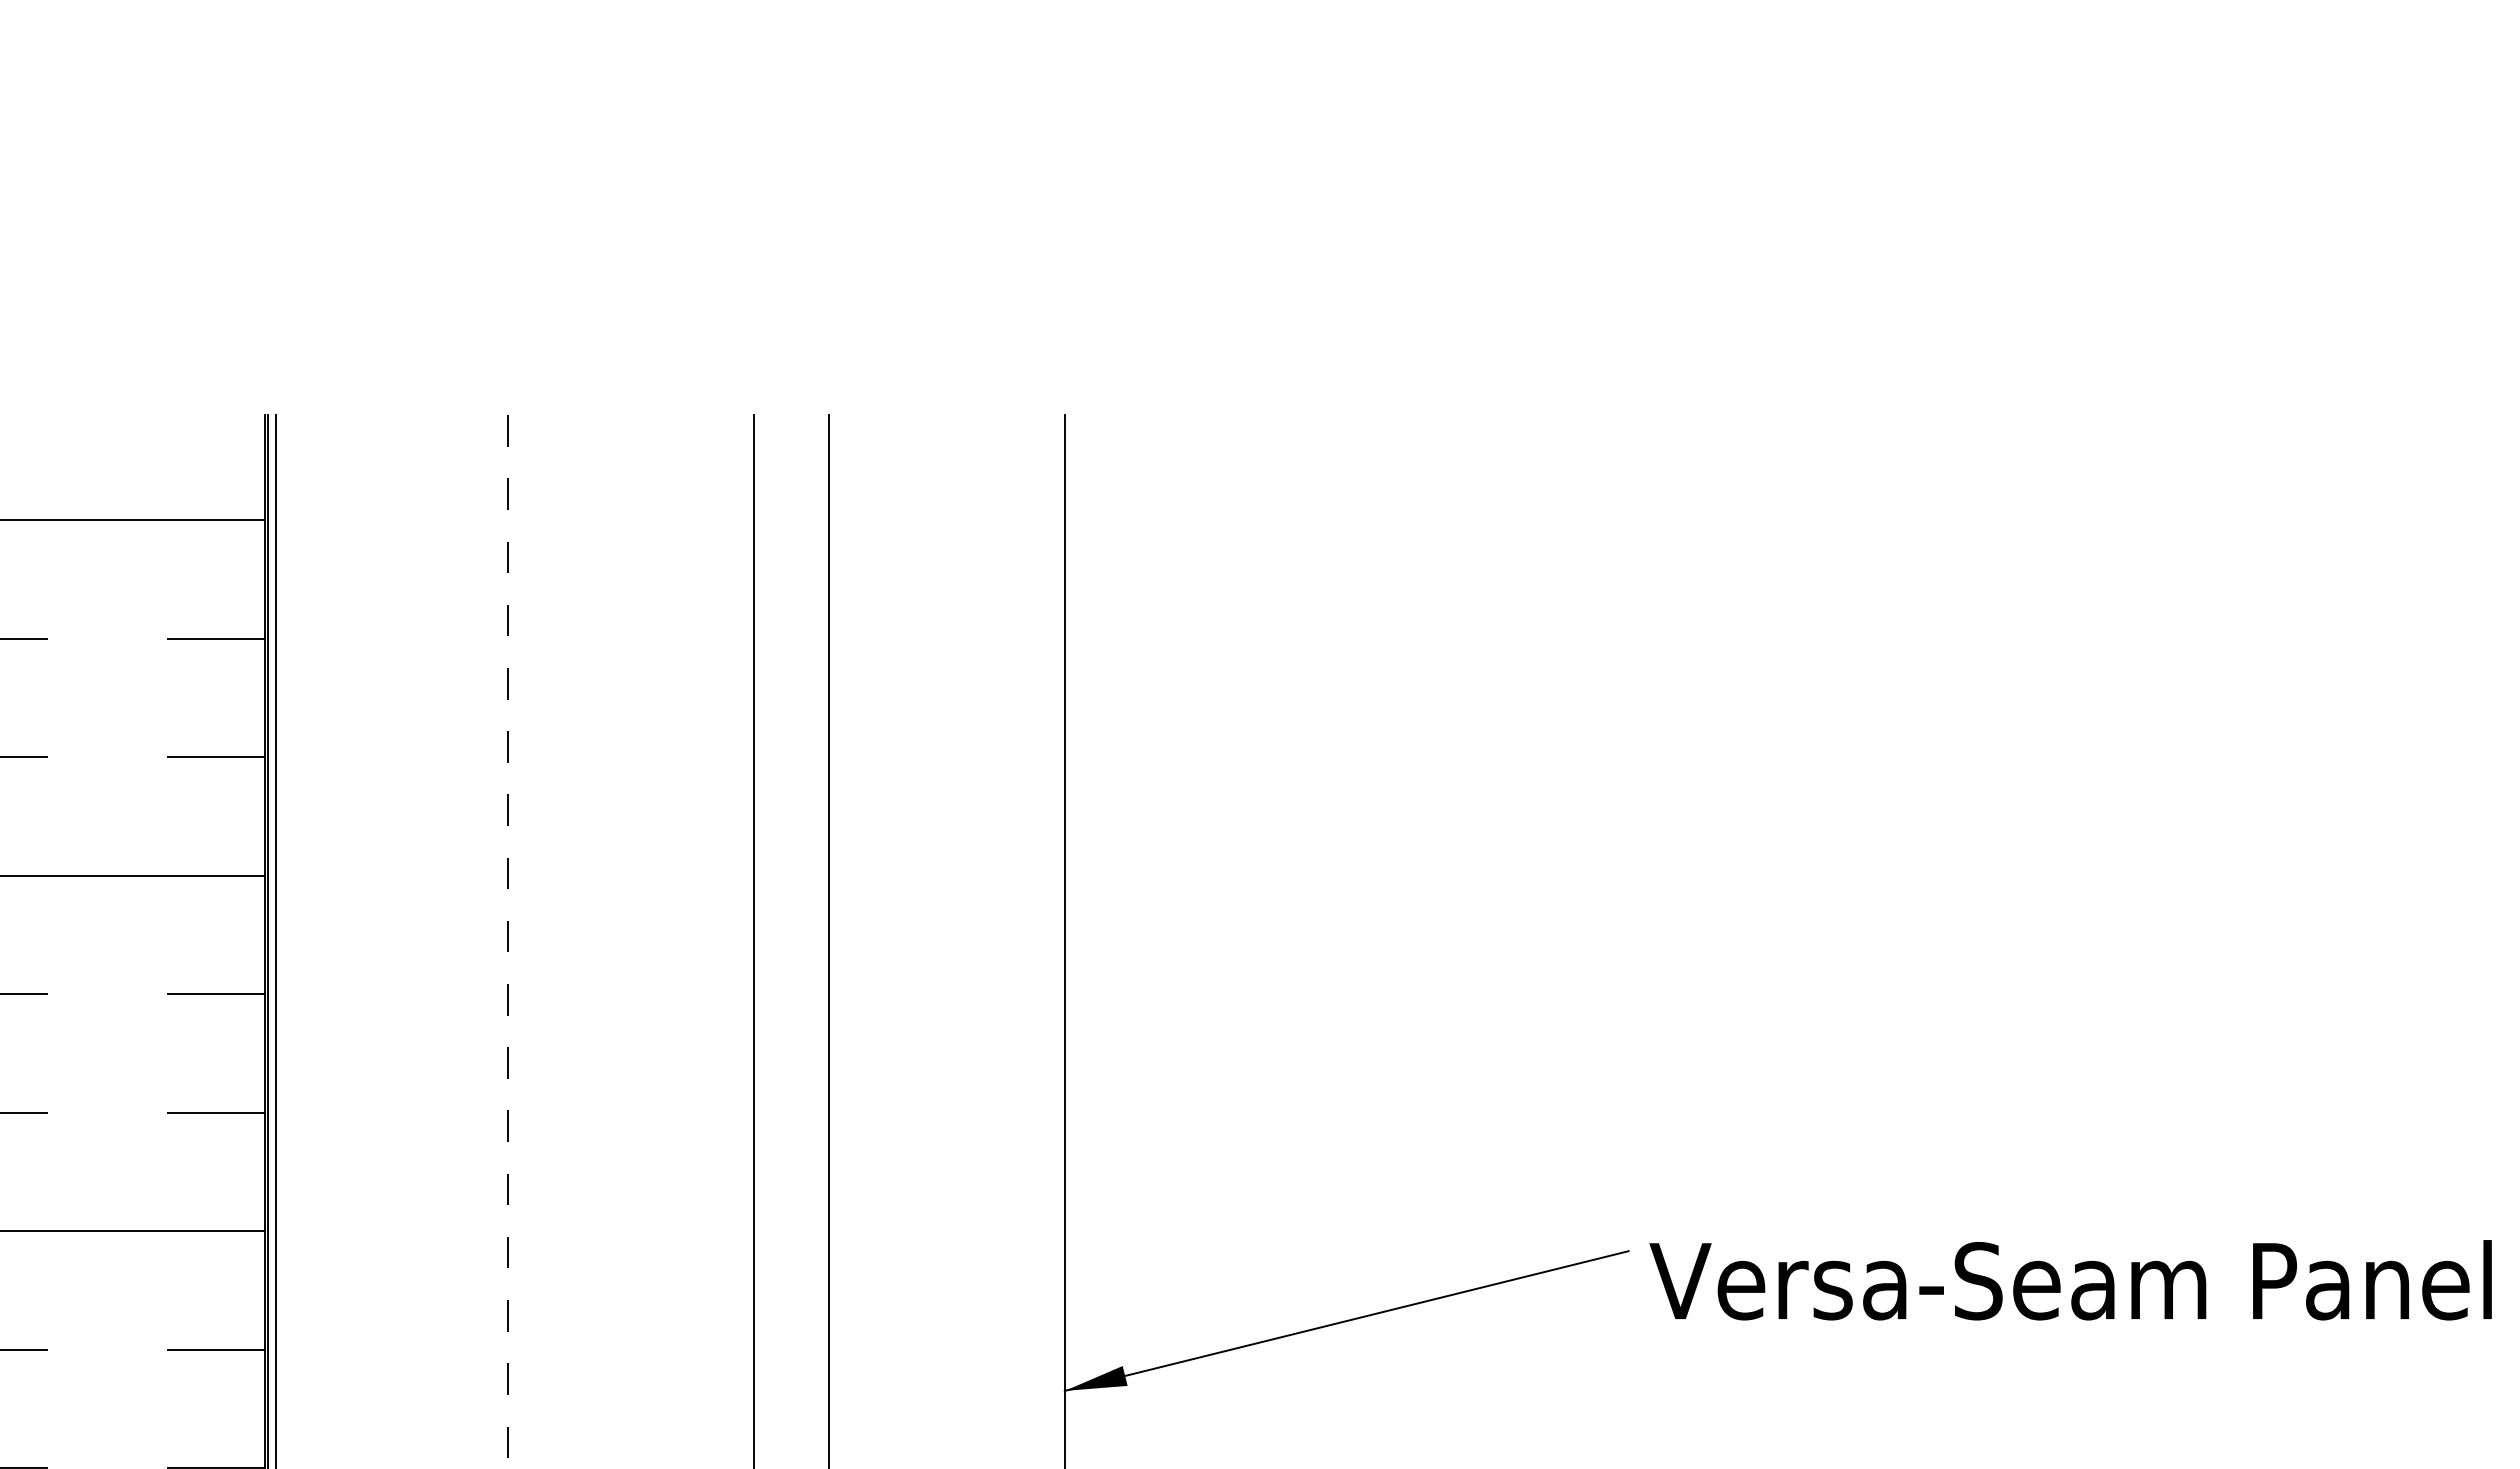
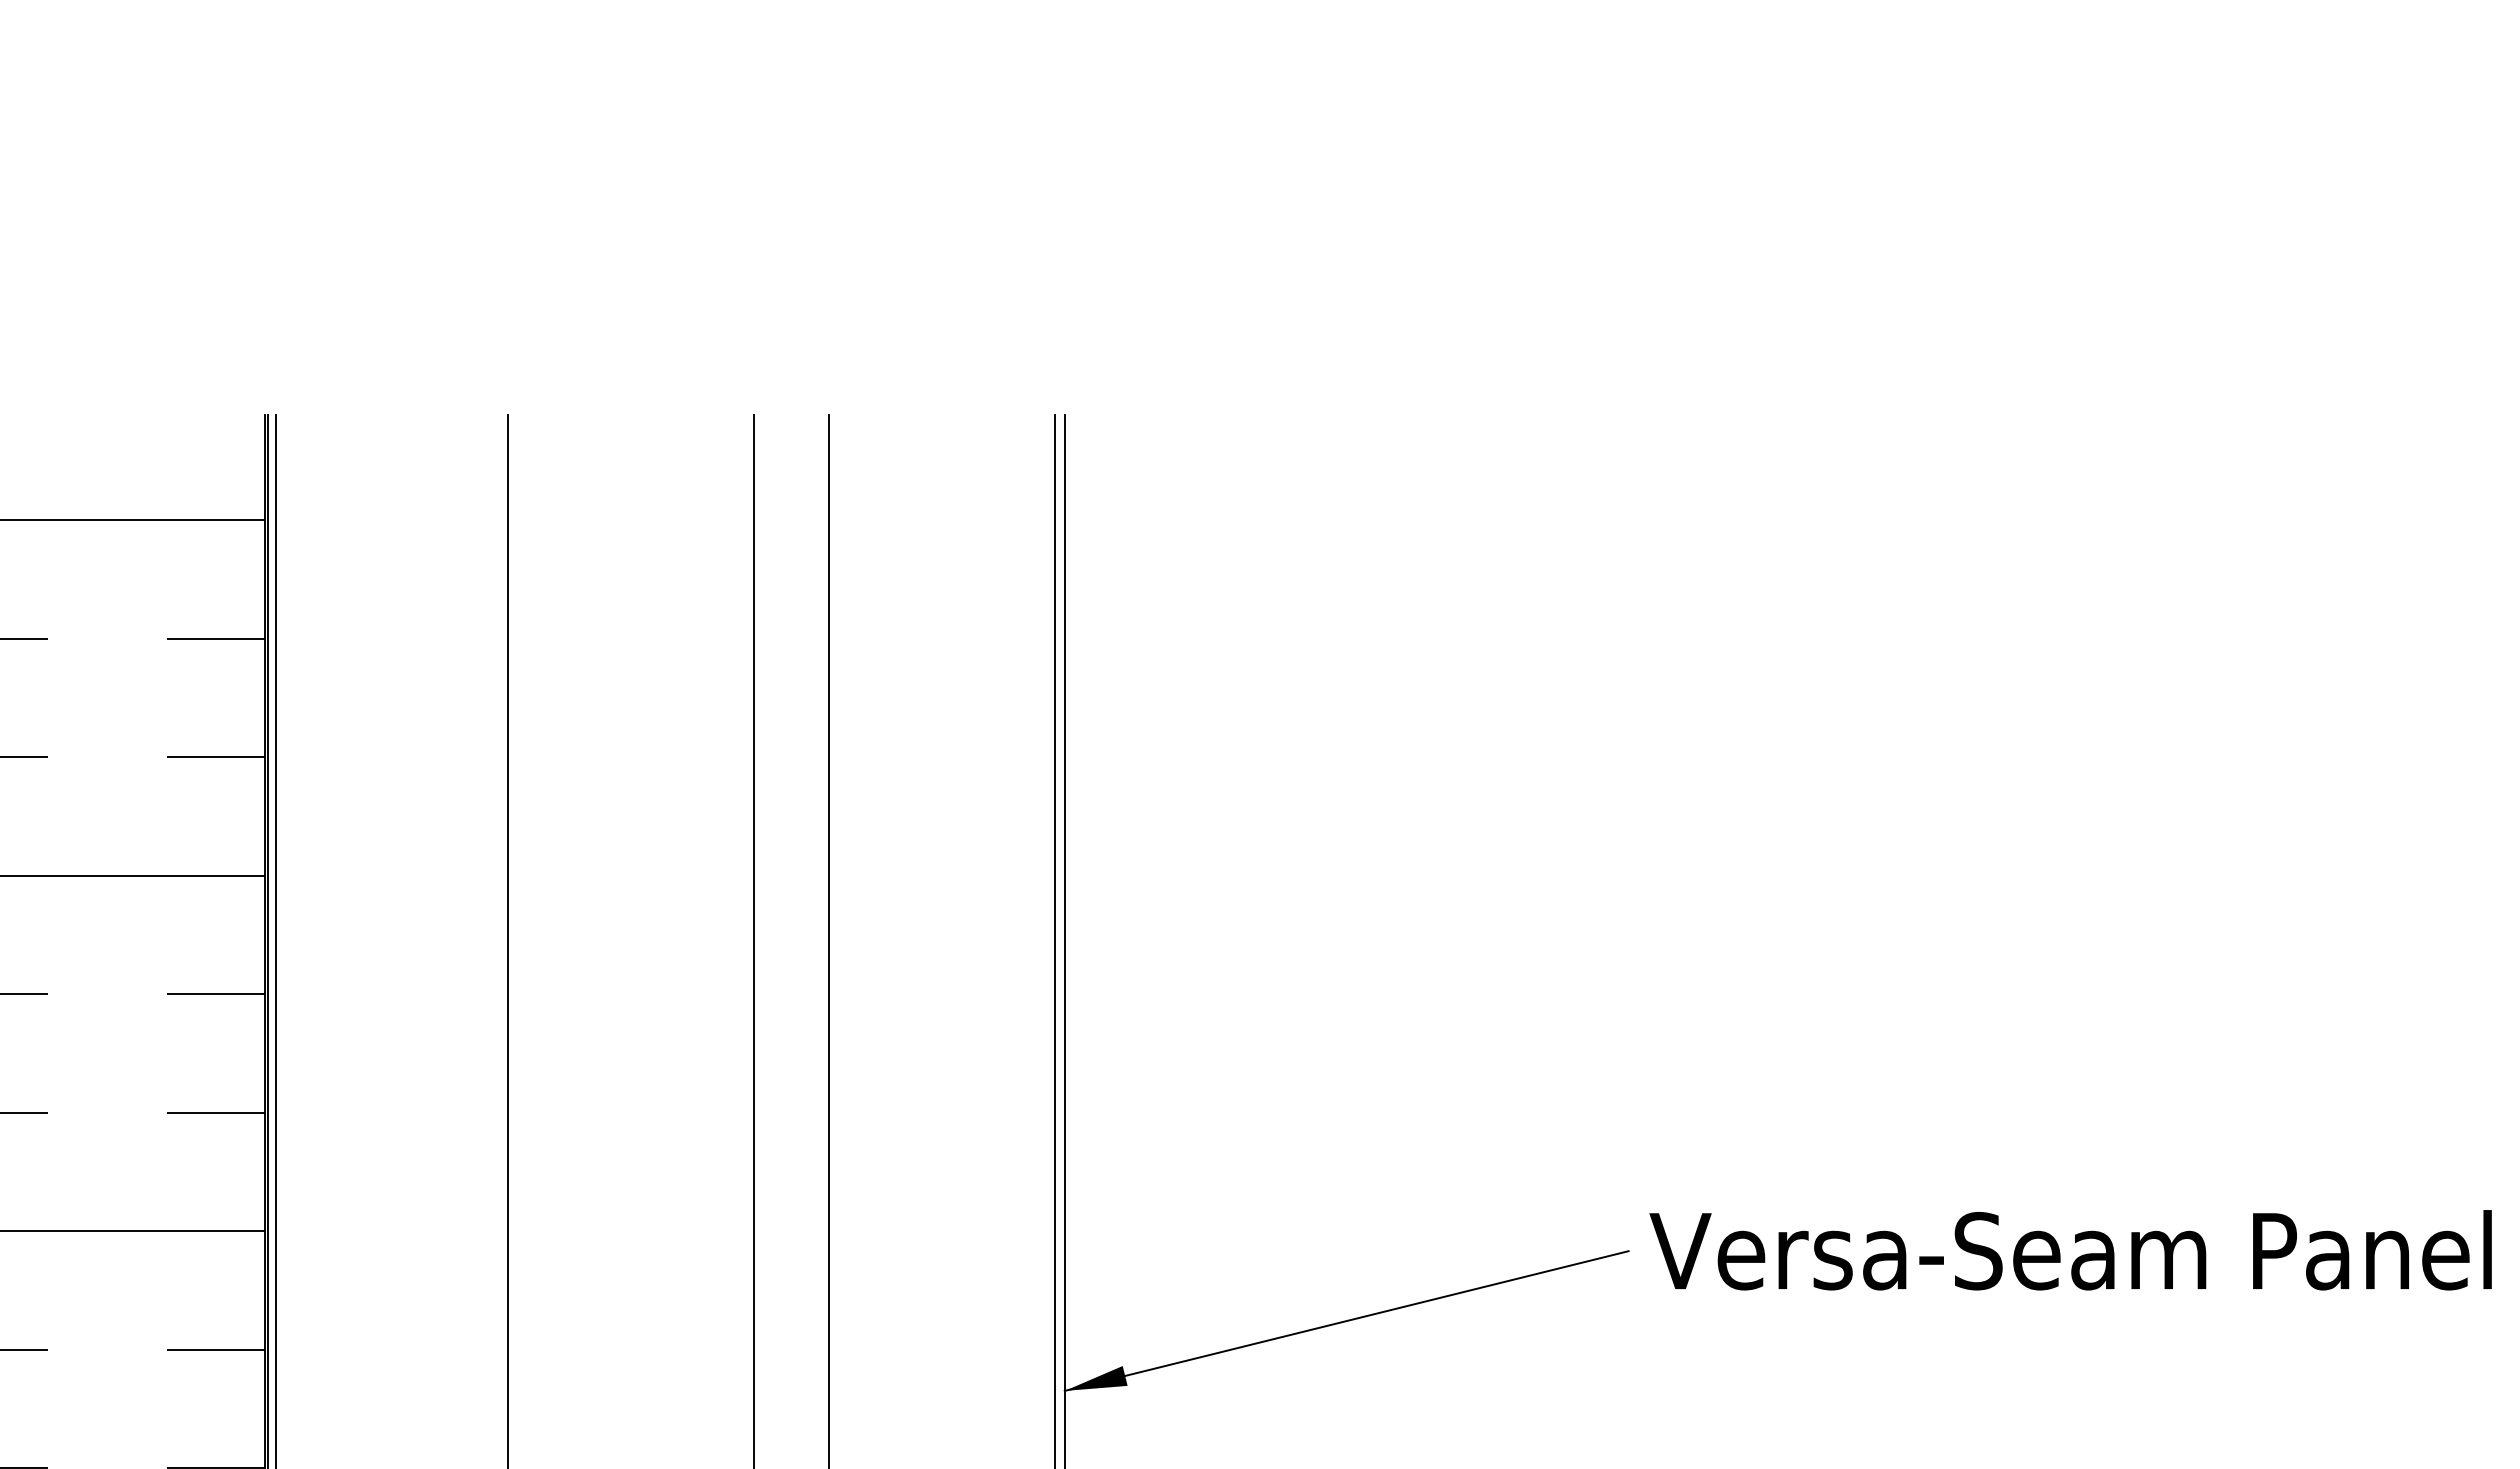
line: none -> present (1054, 940)
line: dashed -> solid (507, 942)
text position: (2070, 1280) -> (2070, 1250) (2070, 1250)
